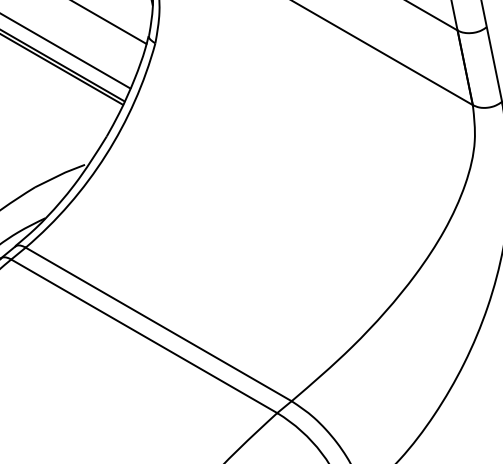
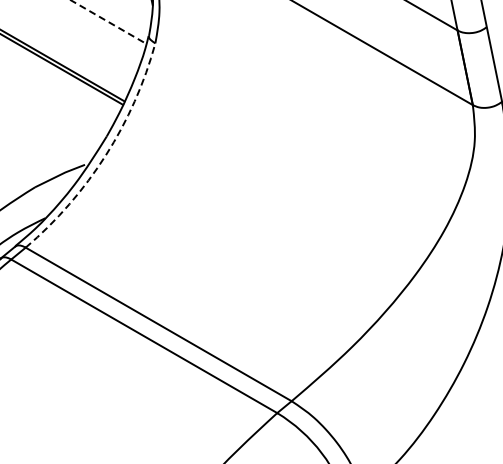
line: solid -> dashed (109, 22)
line: present -> none (66, 51)
arc: solid -> dashed (105, 155)
